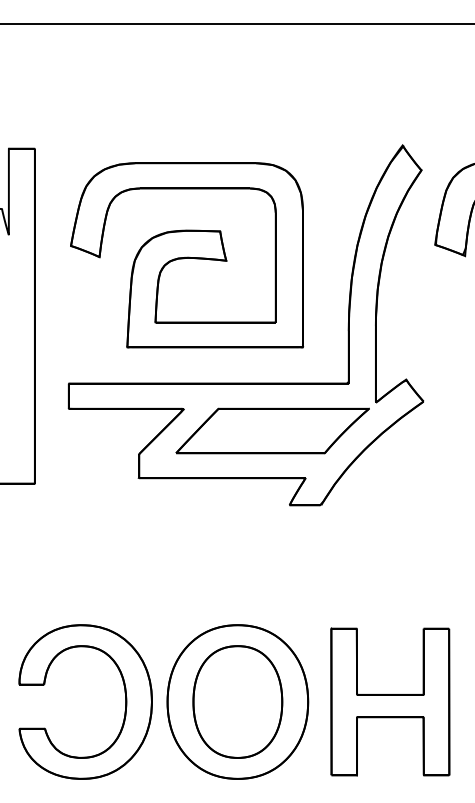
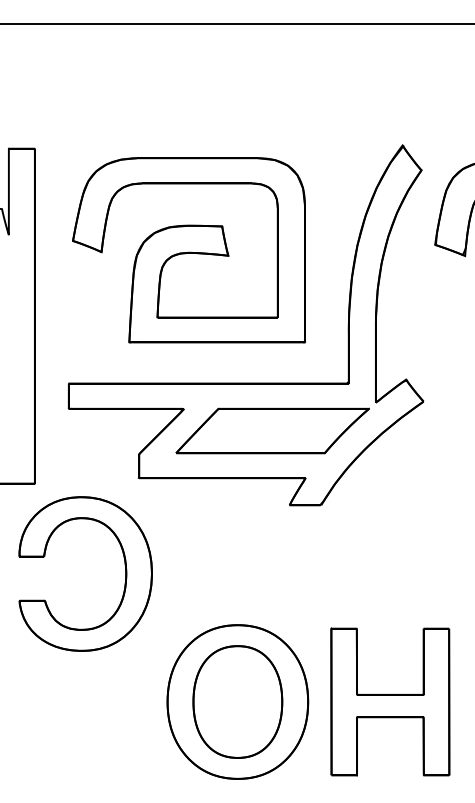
part position: (187, 255) -> (189, 250) (189, 250)
part position: (125, 701) -> (125, 573) (125, 573)
